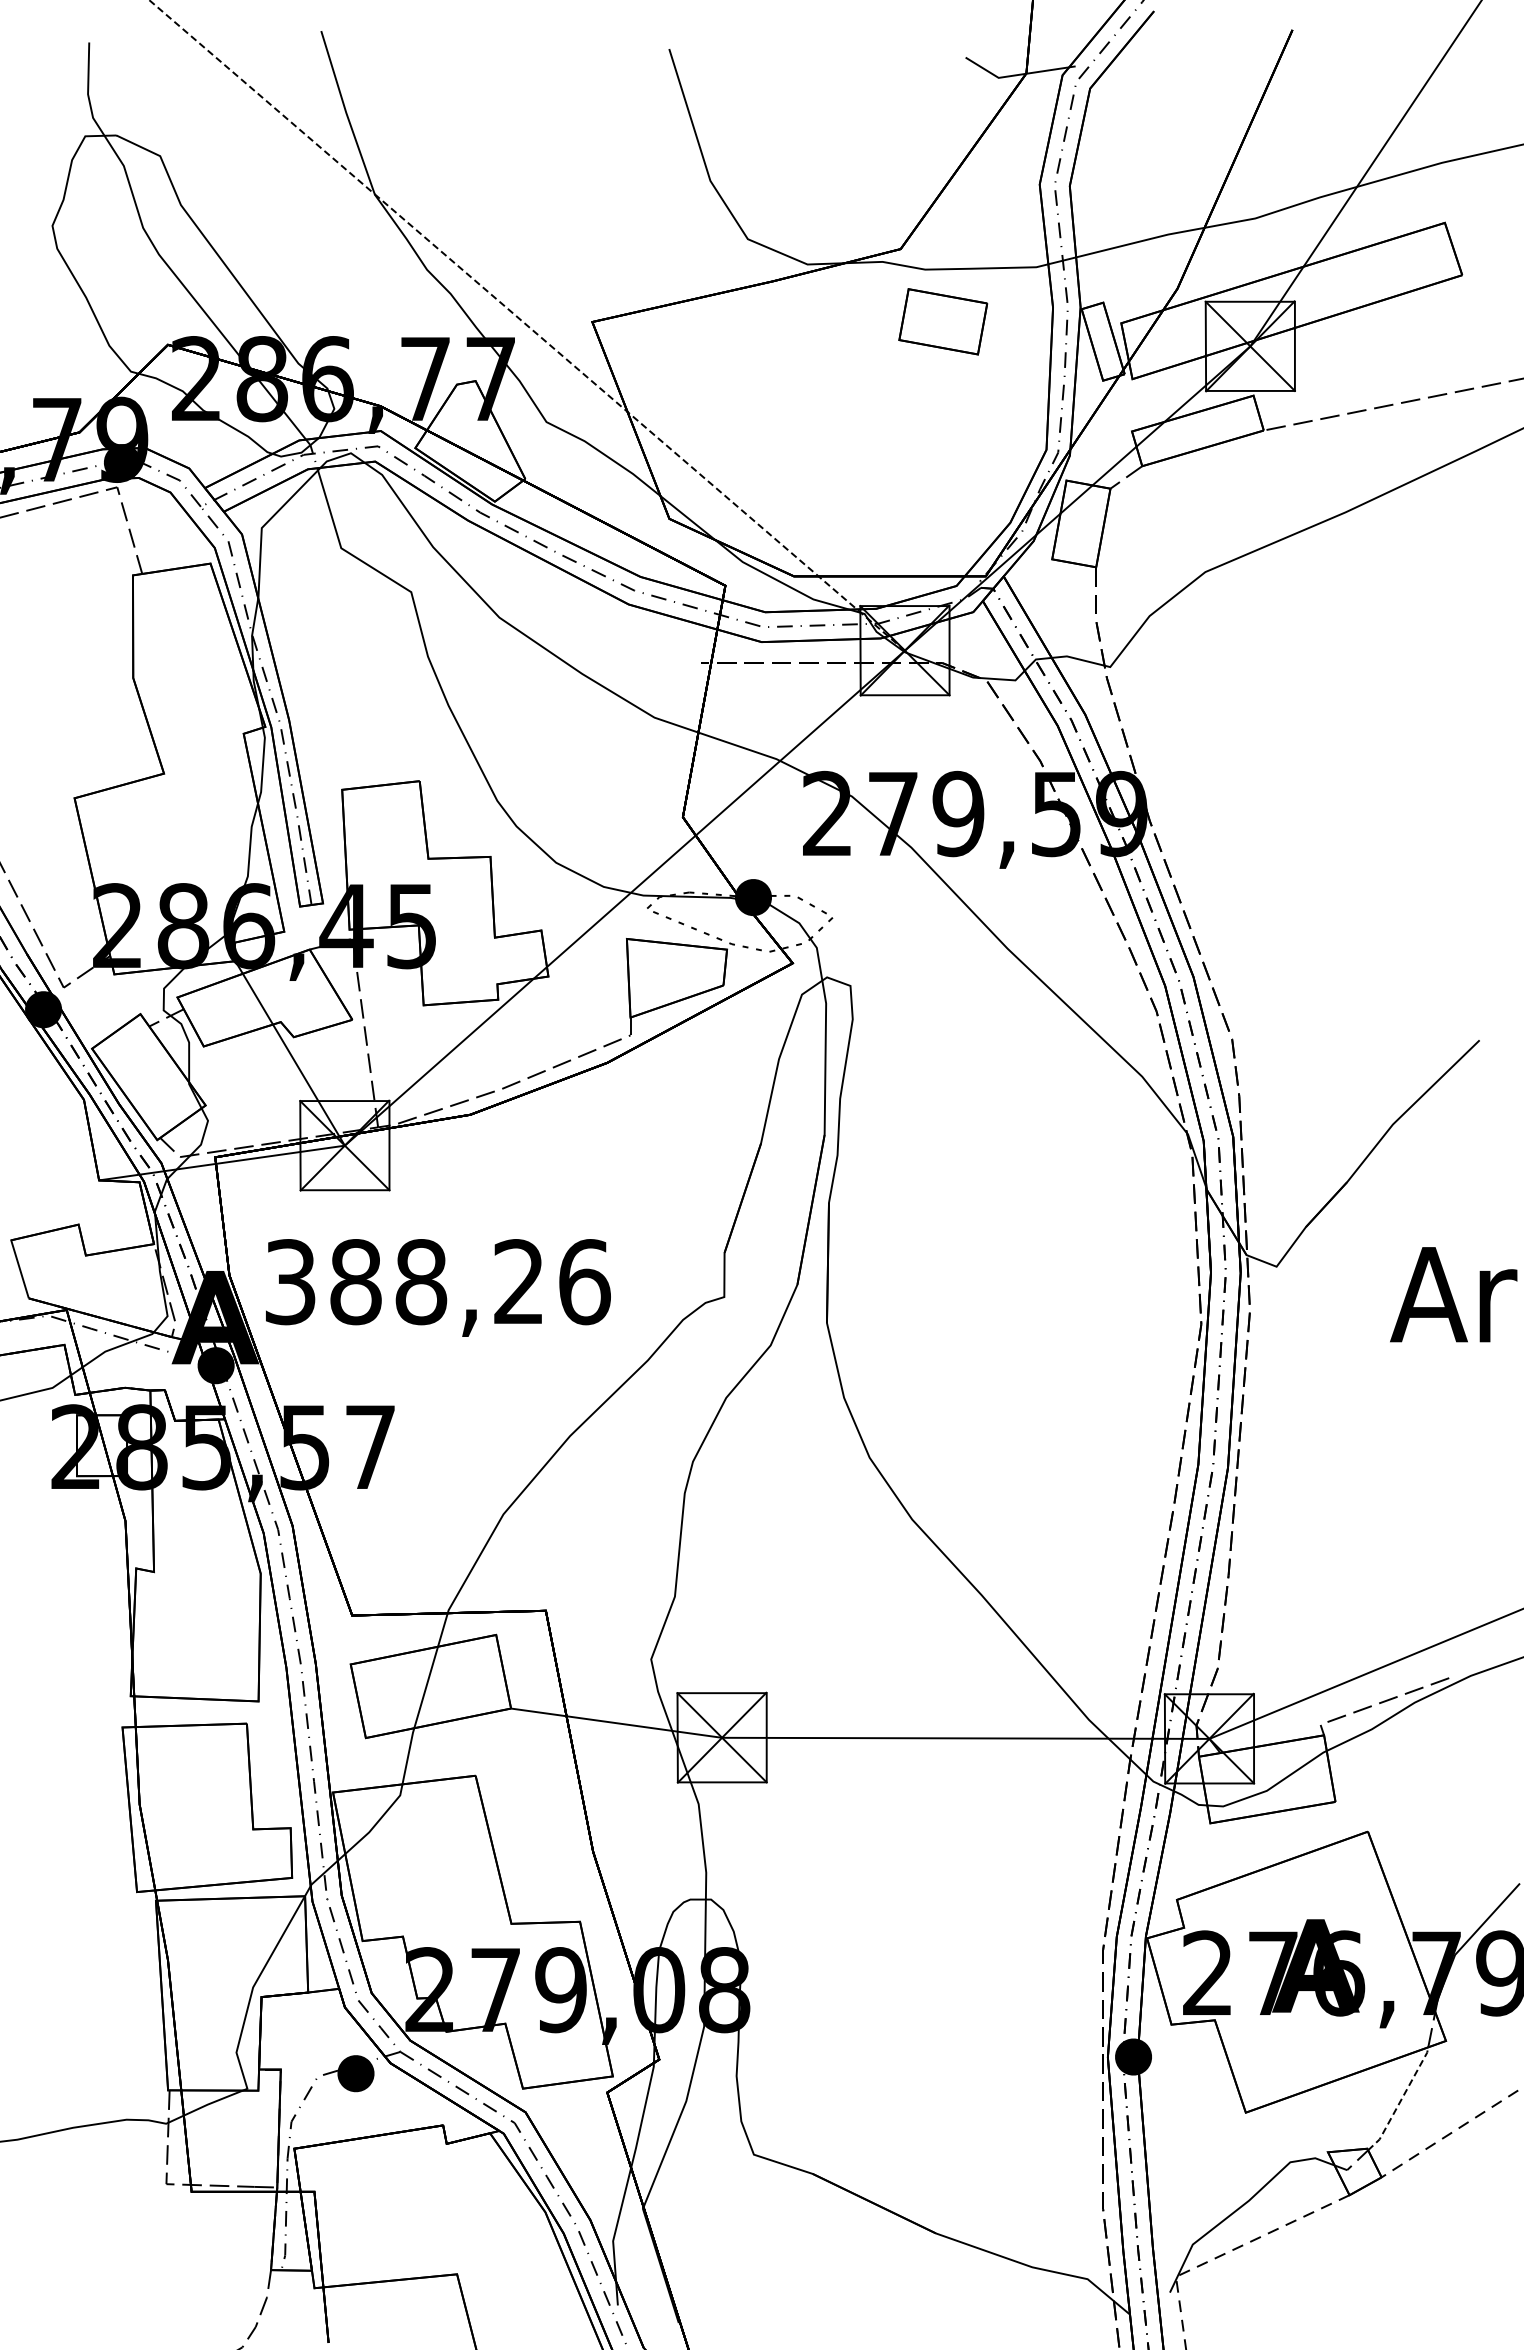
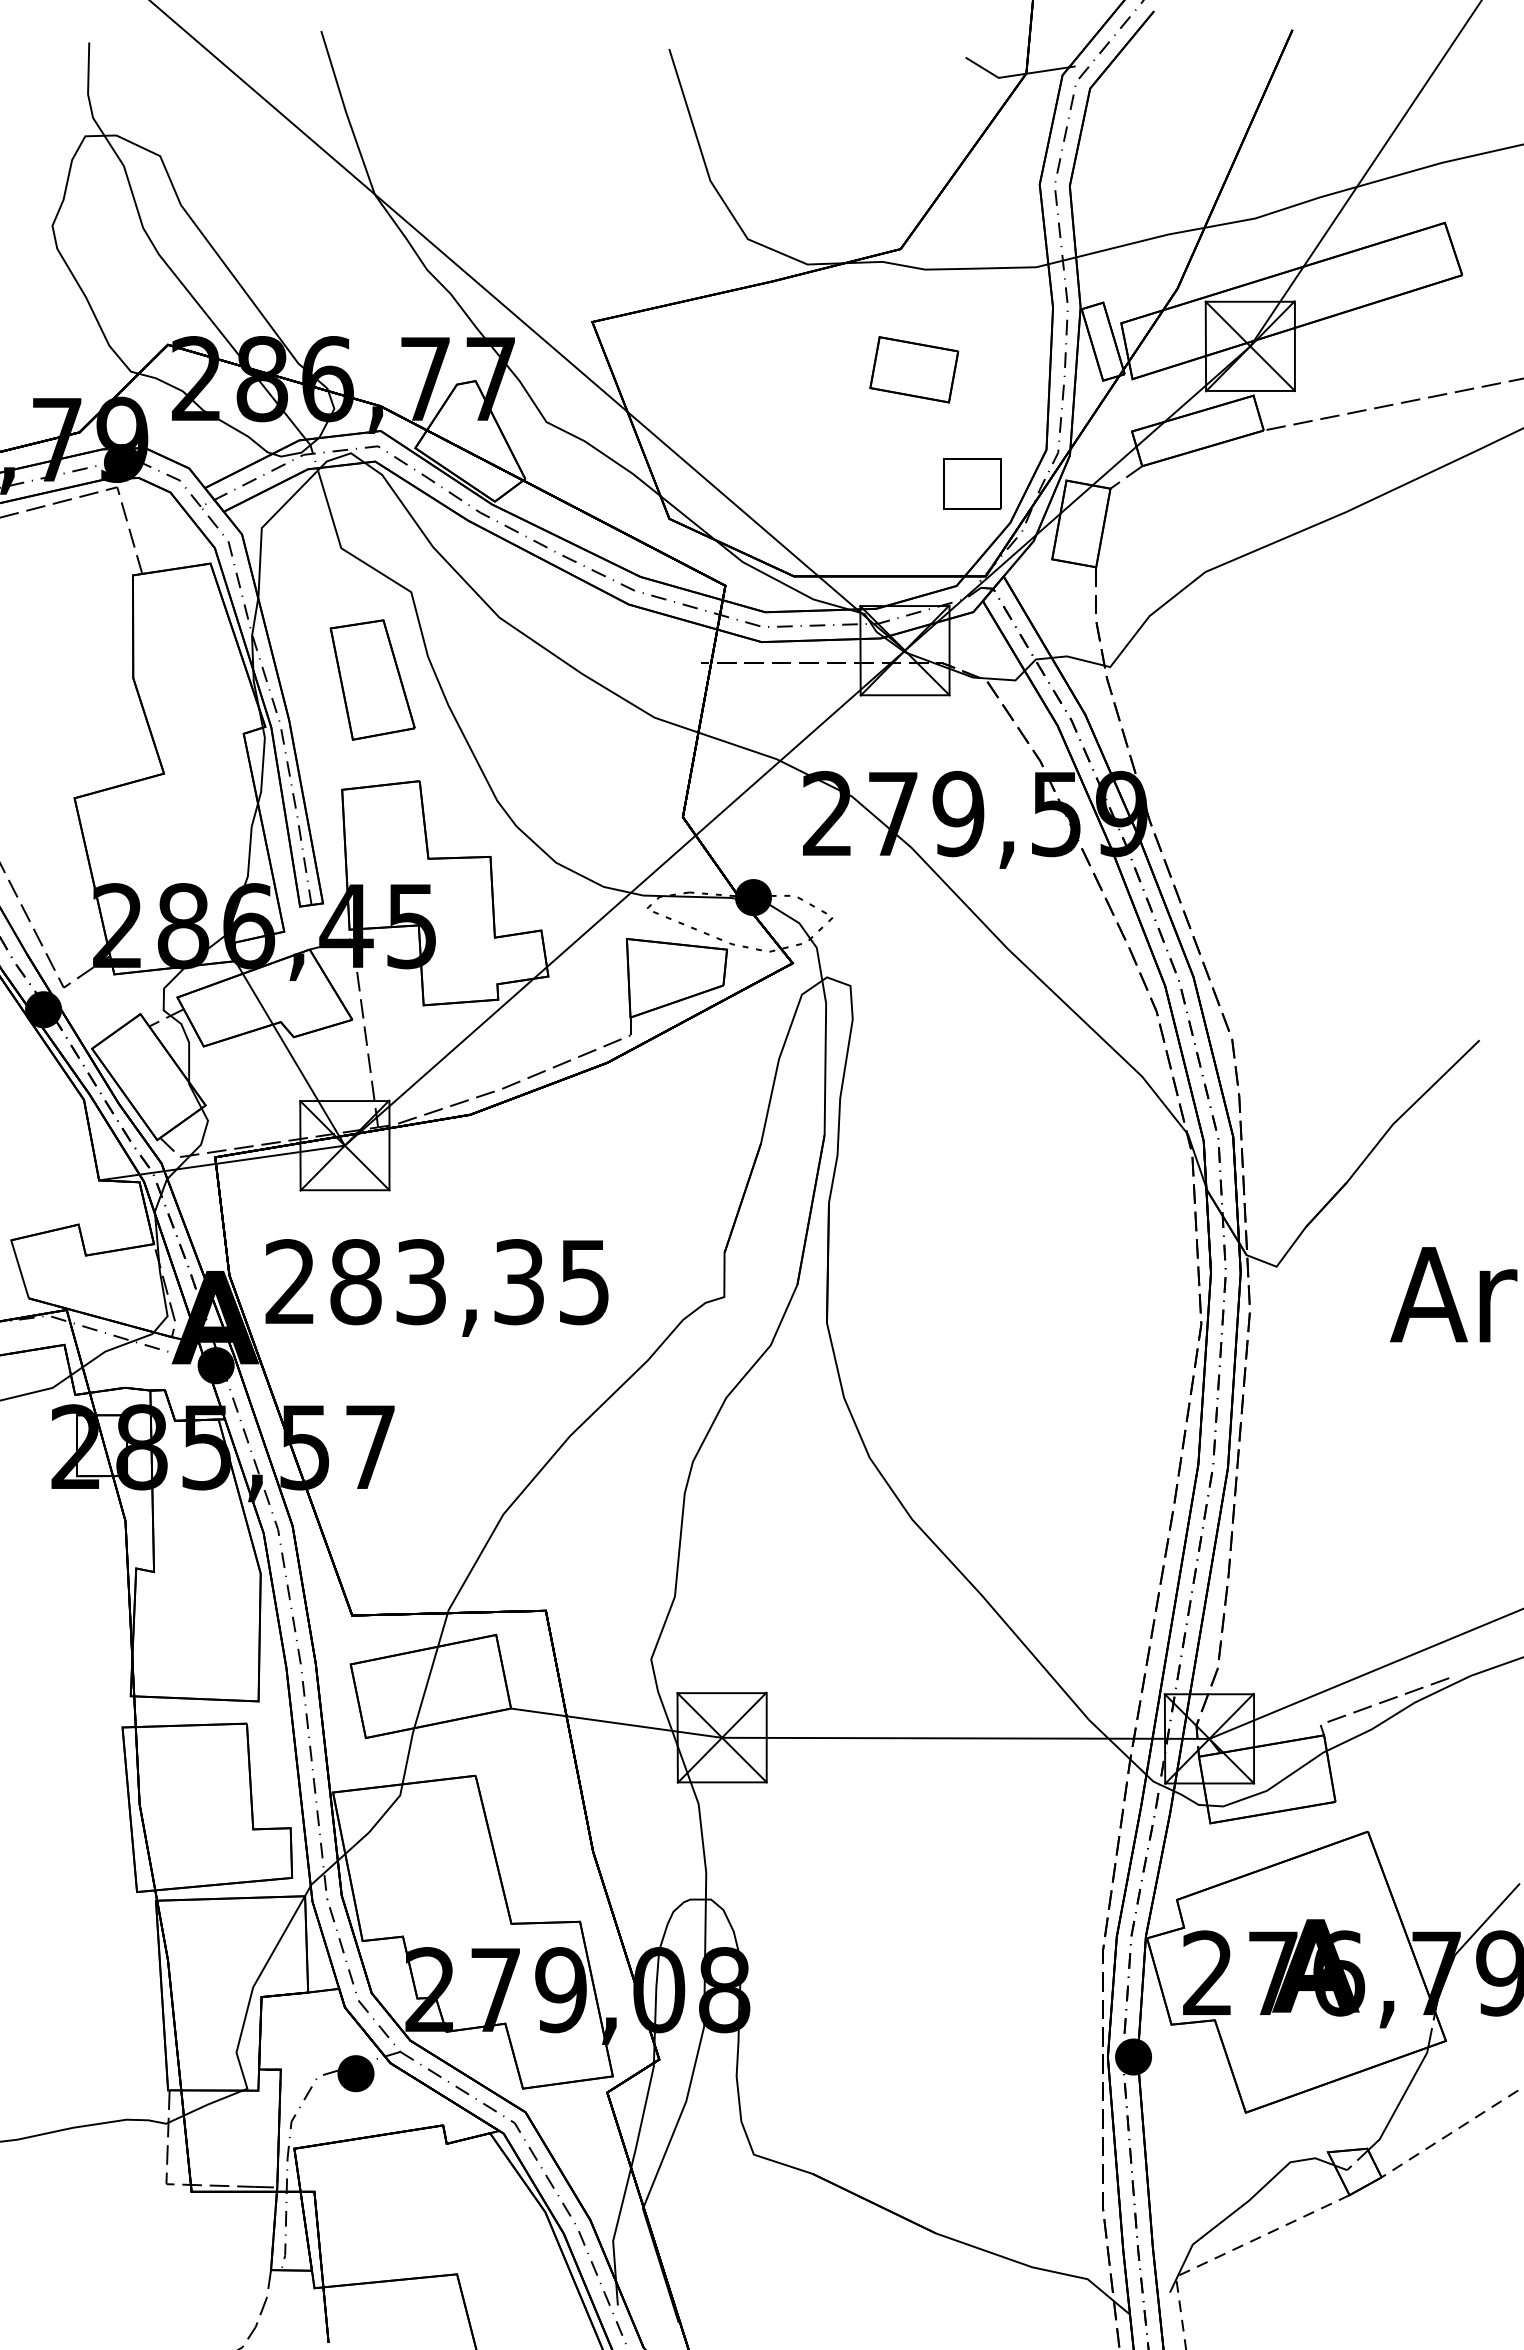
part position: (943, 321) -> (914, 369) (914, 369)
line: dashed -> solid (526, 325)
part: none -> present (972, 483)
part: none -> present (372, 679)
text: 388,26 -> 283,35 (437, 1282)
line: dashed -> solid (1401, 2099)
